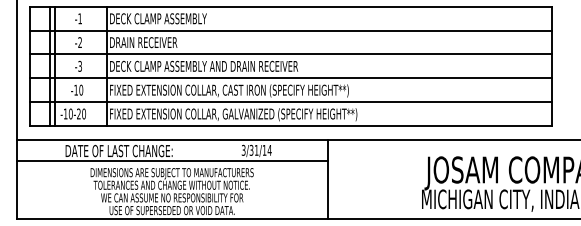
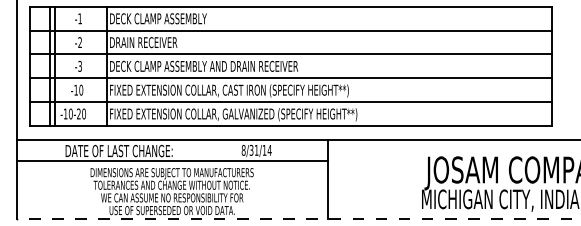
text: 3/31/14 -> 8/31/14 (243, 150)
line: solid -> dashed (298, 219)
